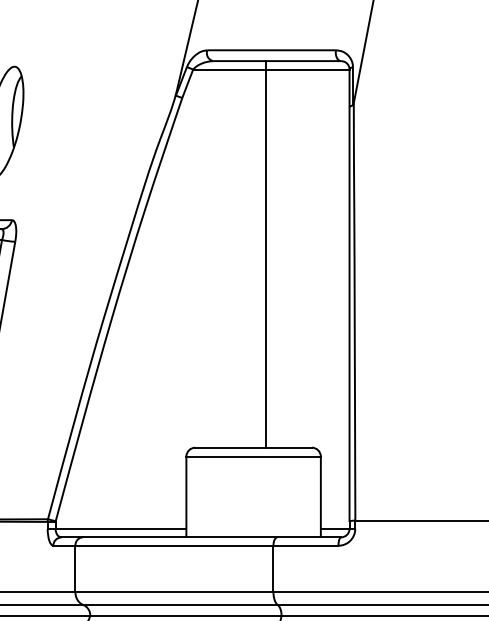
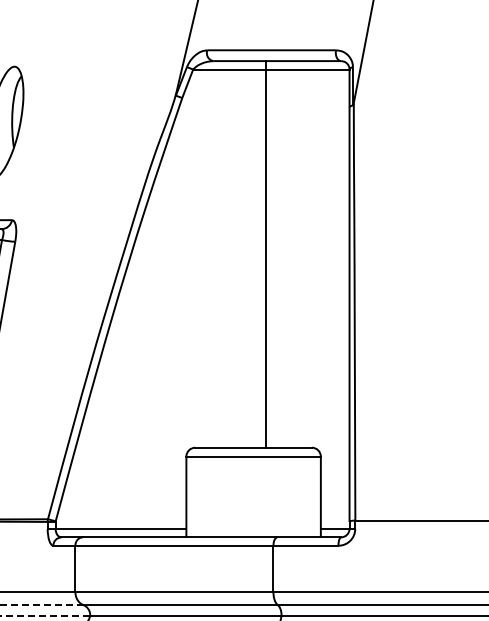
line: solid -> dashed (41, 605)
line: solid -> dashed (45, 615)
